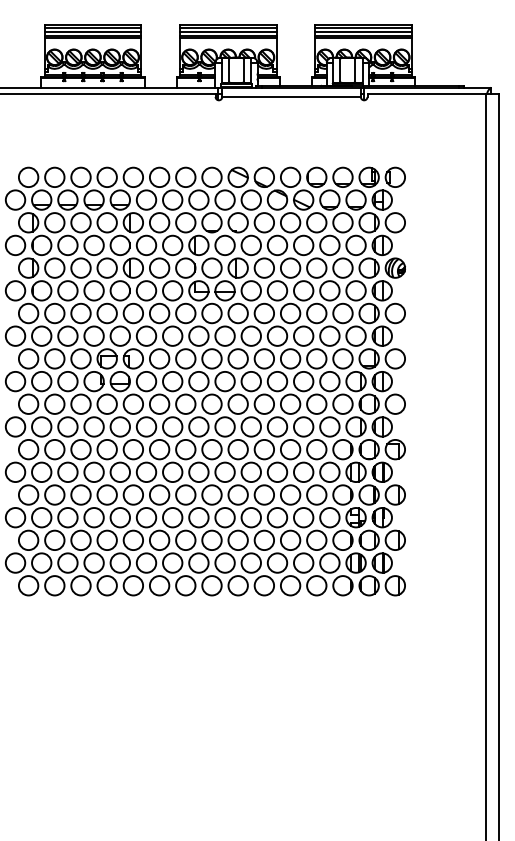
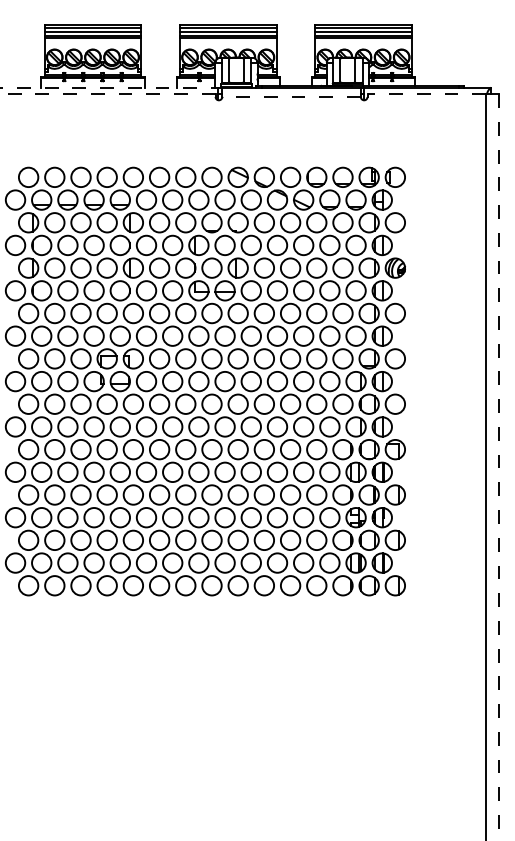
line: solid -> dashed (109, 87)
line: solid -> dashed (107, 94)
line: solid -> dashed (426, 94)
line: solid -> dashed (291, 97)
line: solid -> dashed (499, 467)
